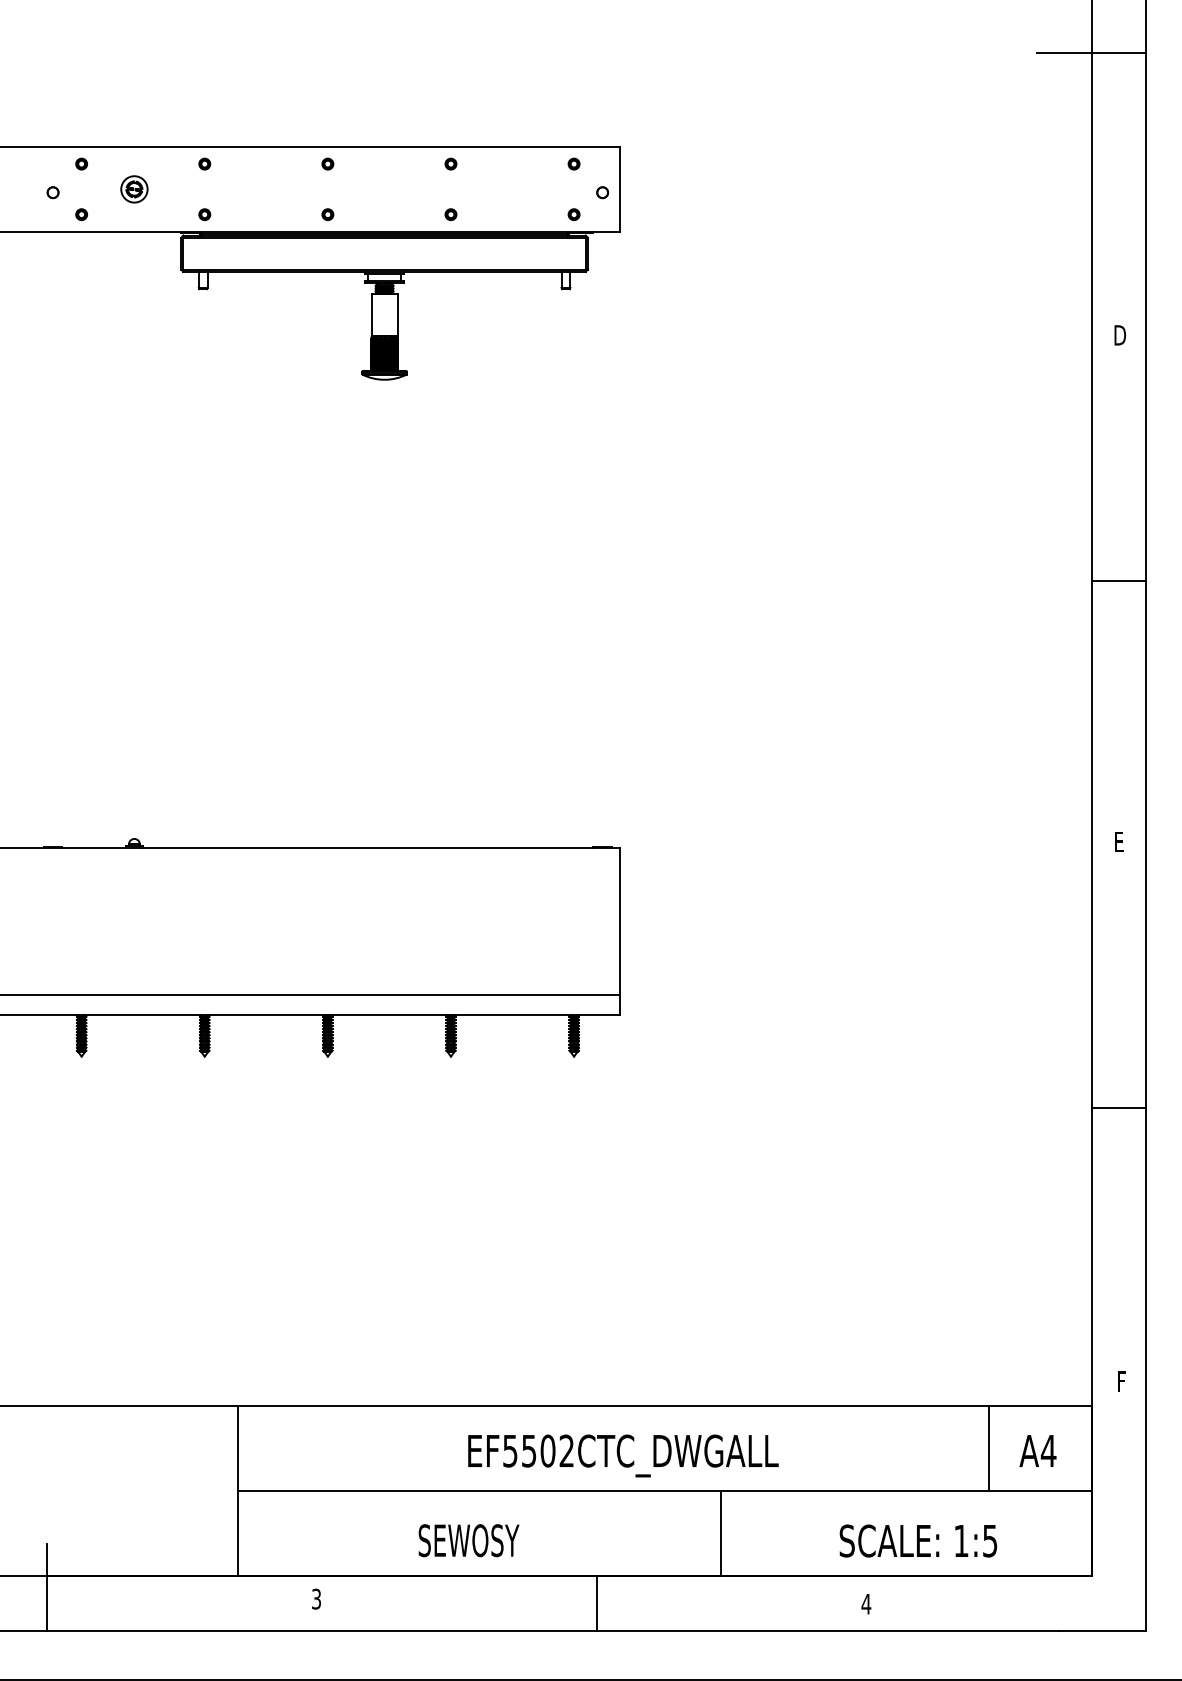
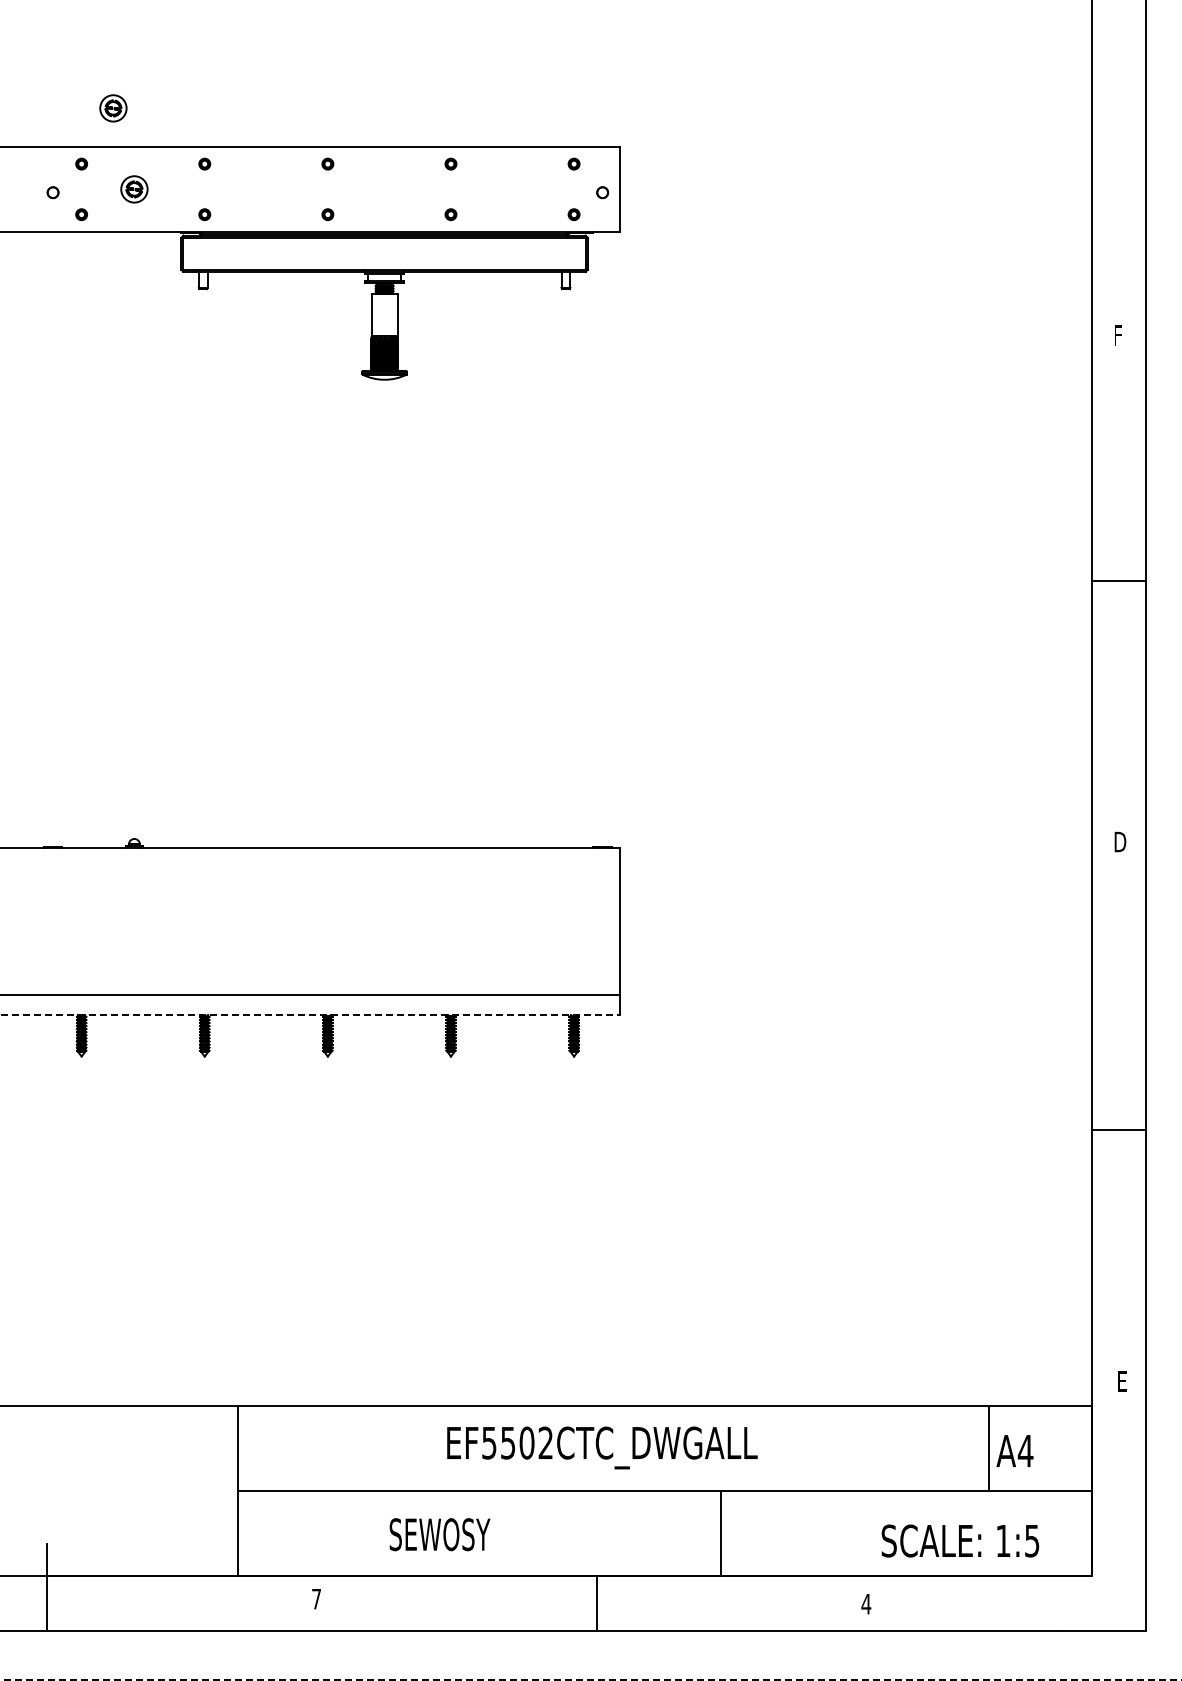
line: present -> none (1091, 53)
part: none -> present (113, 108)
text: D -> F (1120, 335)
text: E -> D (1120, 841)
line: solid -> dashed (310, 1014)
line position: (1118, 1108) -> (1118, 1130) (1118, 1130)
text: F -> E (1123, 1381)
text position: (1037, 1450) -> (1014, 1450) (1014, 1450)
text position: (623, 1455) -> (602, 1447) (602, 1447)
text position: (468, 1540) -> (439, 1534) (439, 1534)
text position: (918, 1540) -> (960, 1540) (960, 1540)
text: 3 -> 7 (316, 1598)
line: solid -> dashed (591, 1680)
